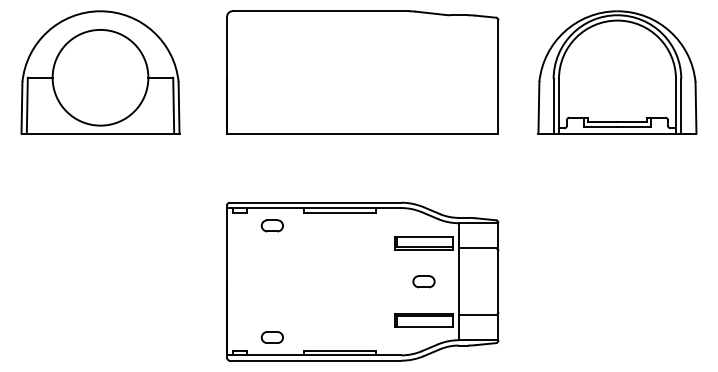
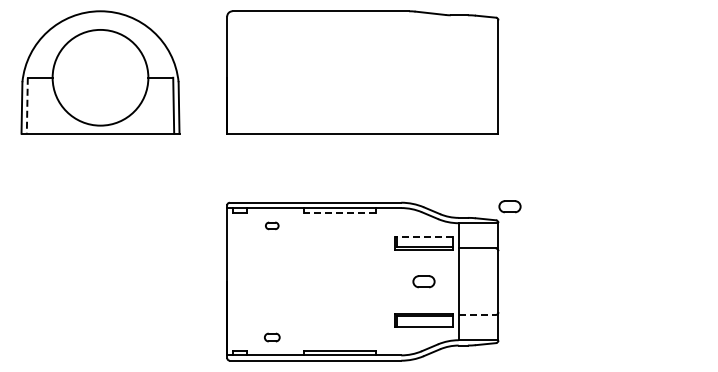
part: present -> none (617, 72)
line: solid -> dashed (27, 105)
part: none -> present (509, 206)
line: solid -> dashed (340, 212)
part size: 24x14 px -> 15x10 px (272, 225)
line: solid -> dashed (423, 236)
line: solid -> dashed (477, 314)
part size: 24x13 px -> 17x11 px (272, 337)
